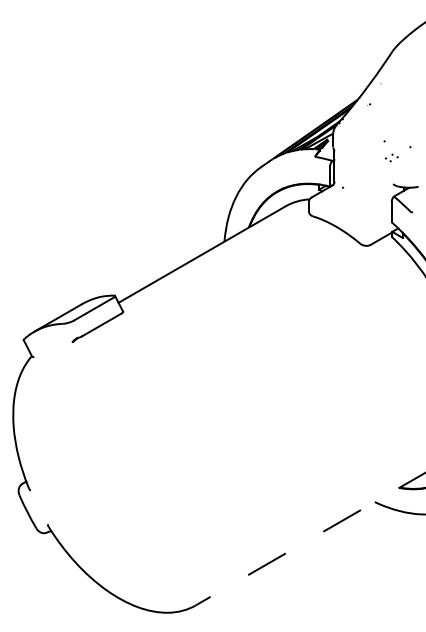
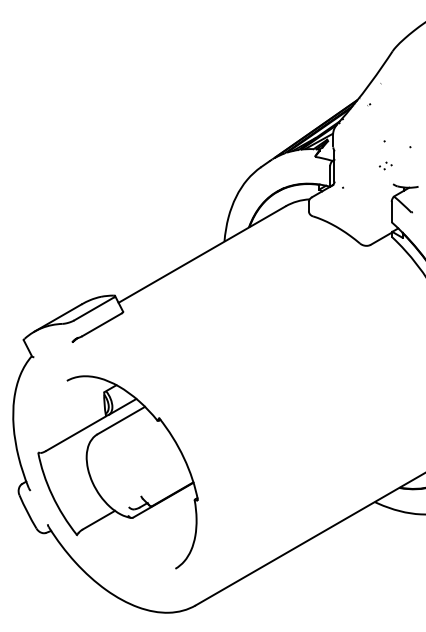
part position: (391, 157) -> (385, 165) (385, 165)
part: none -> present (117, 472)
line: dashed -> solid (310, 539)
